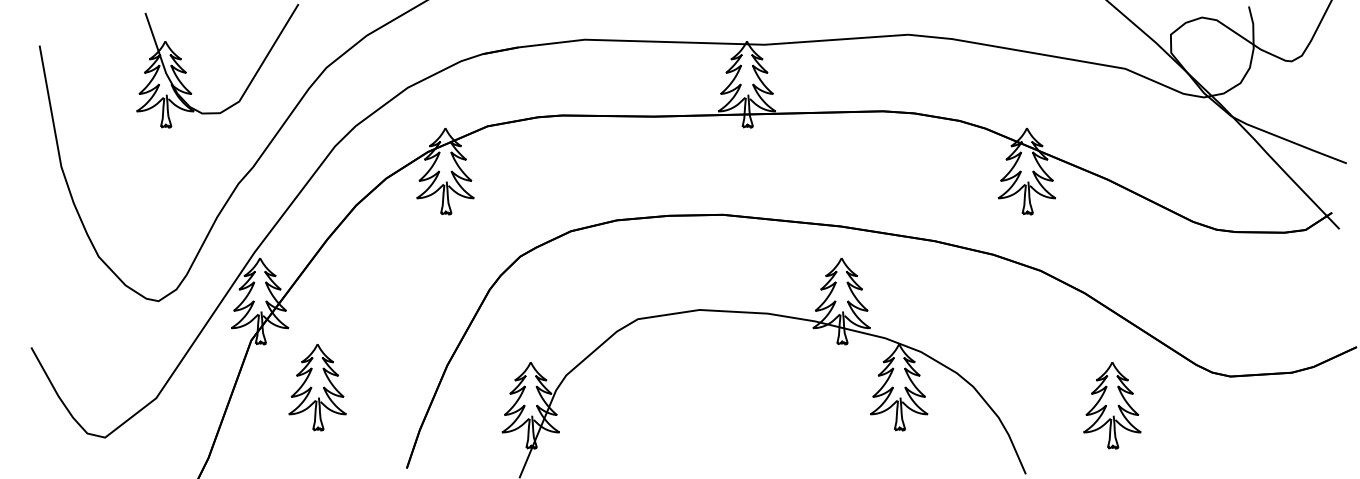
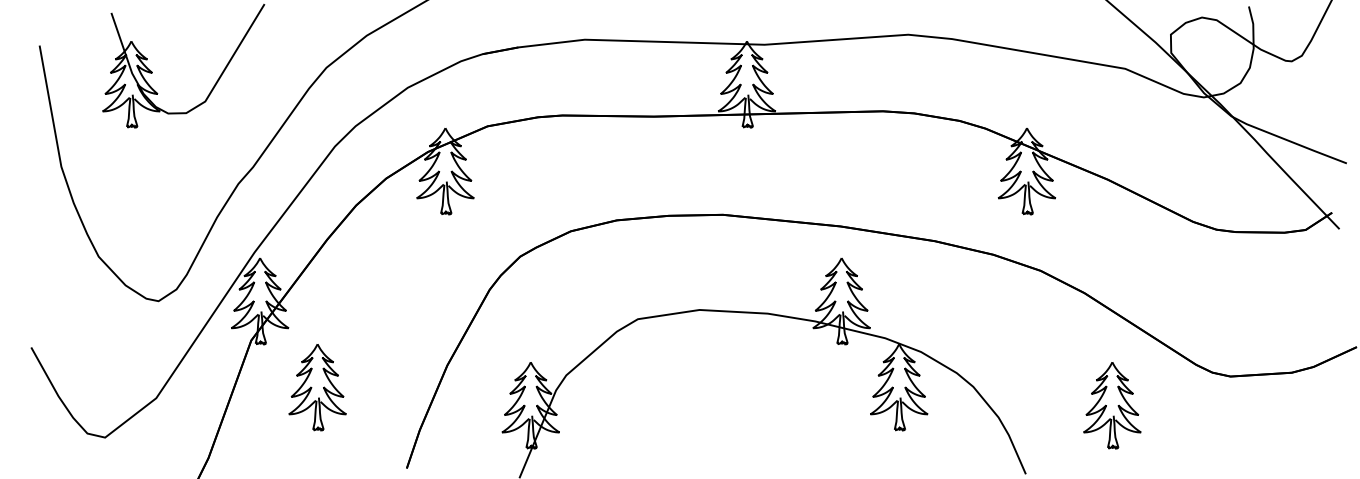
part position: (186, 71) -> (152, 71) (152, 71)
